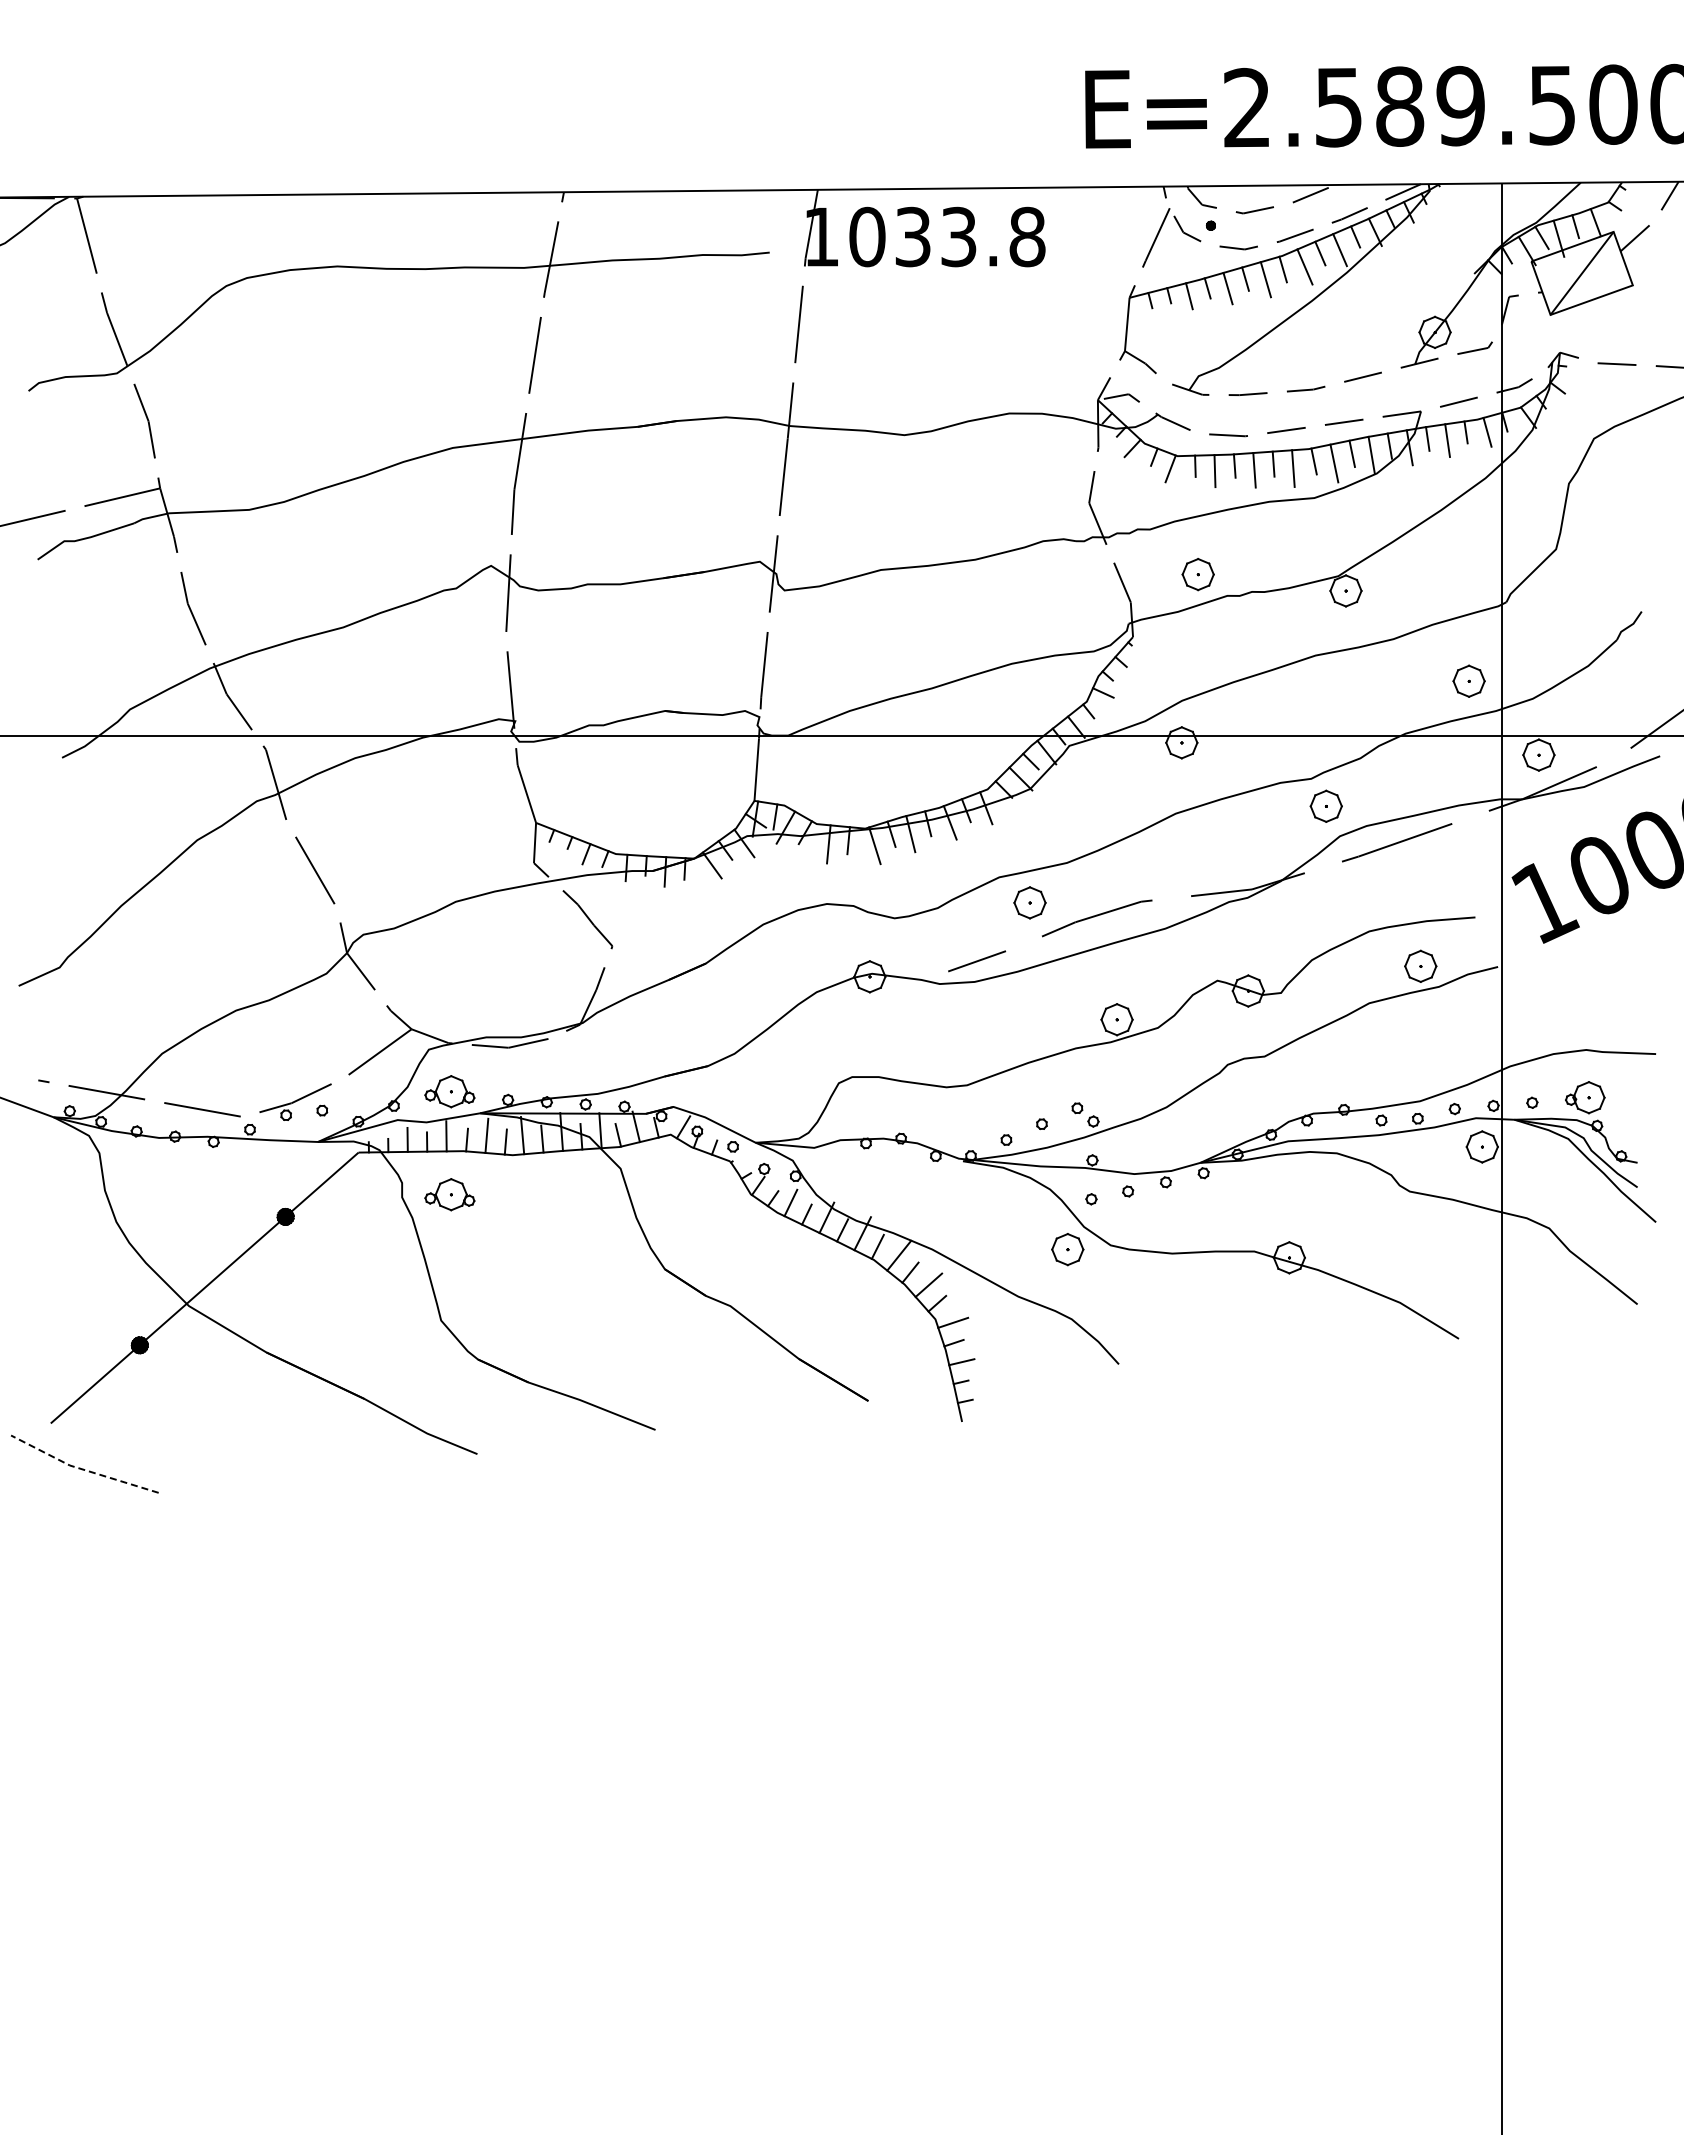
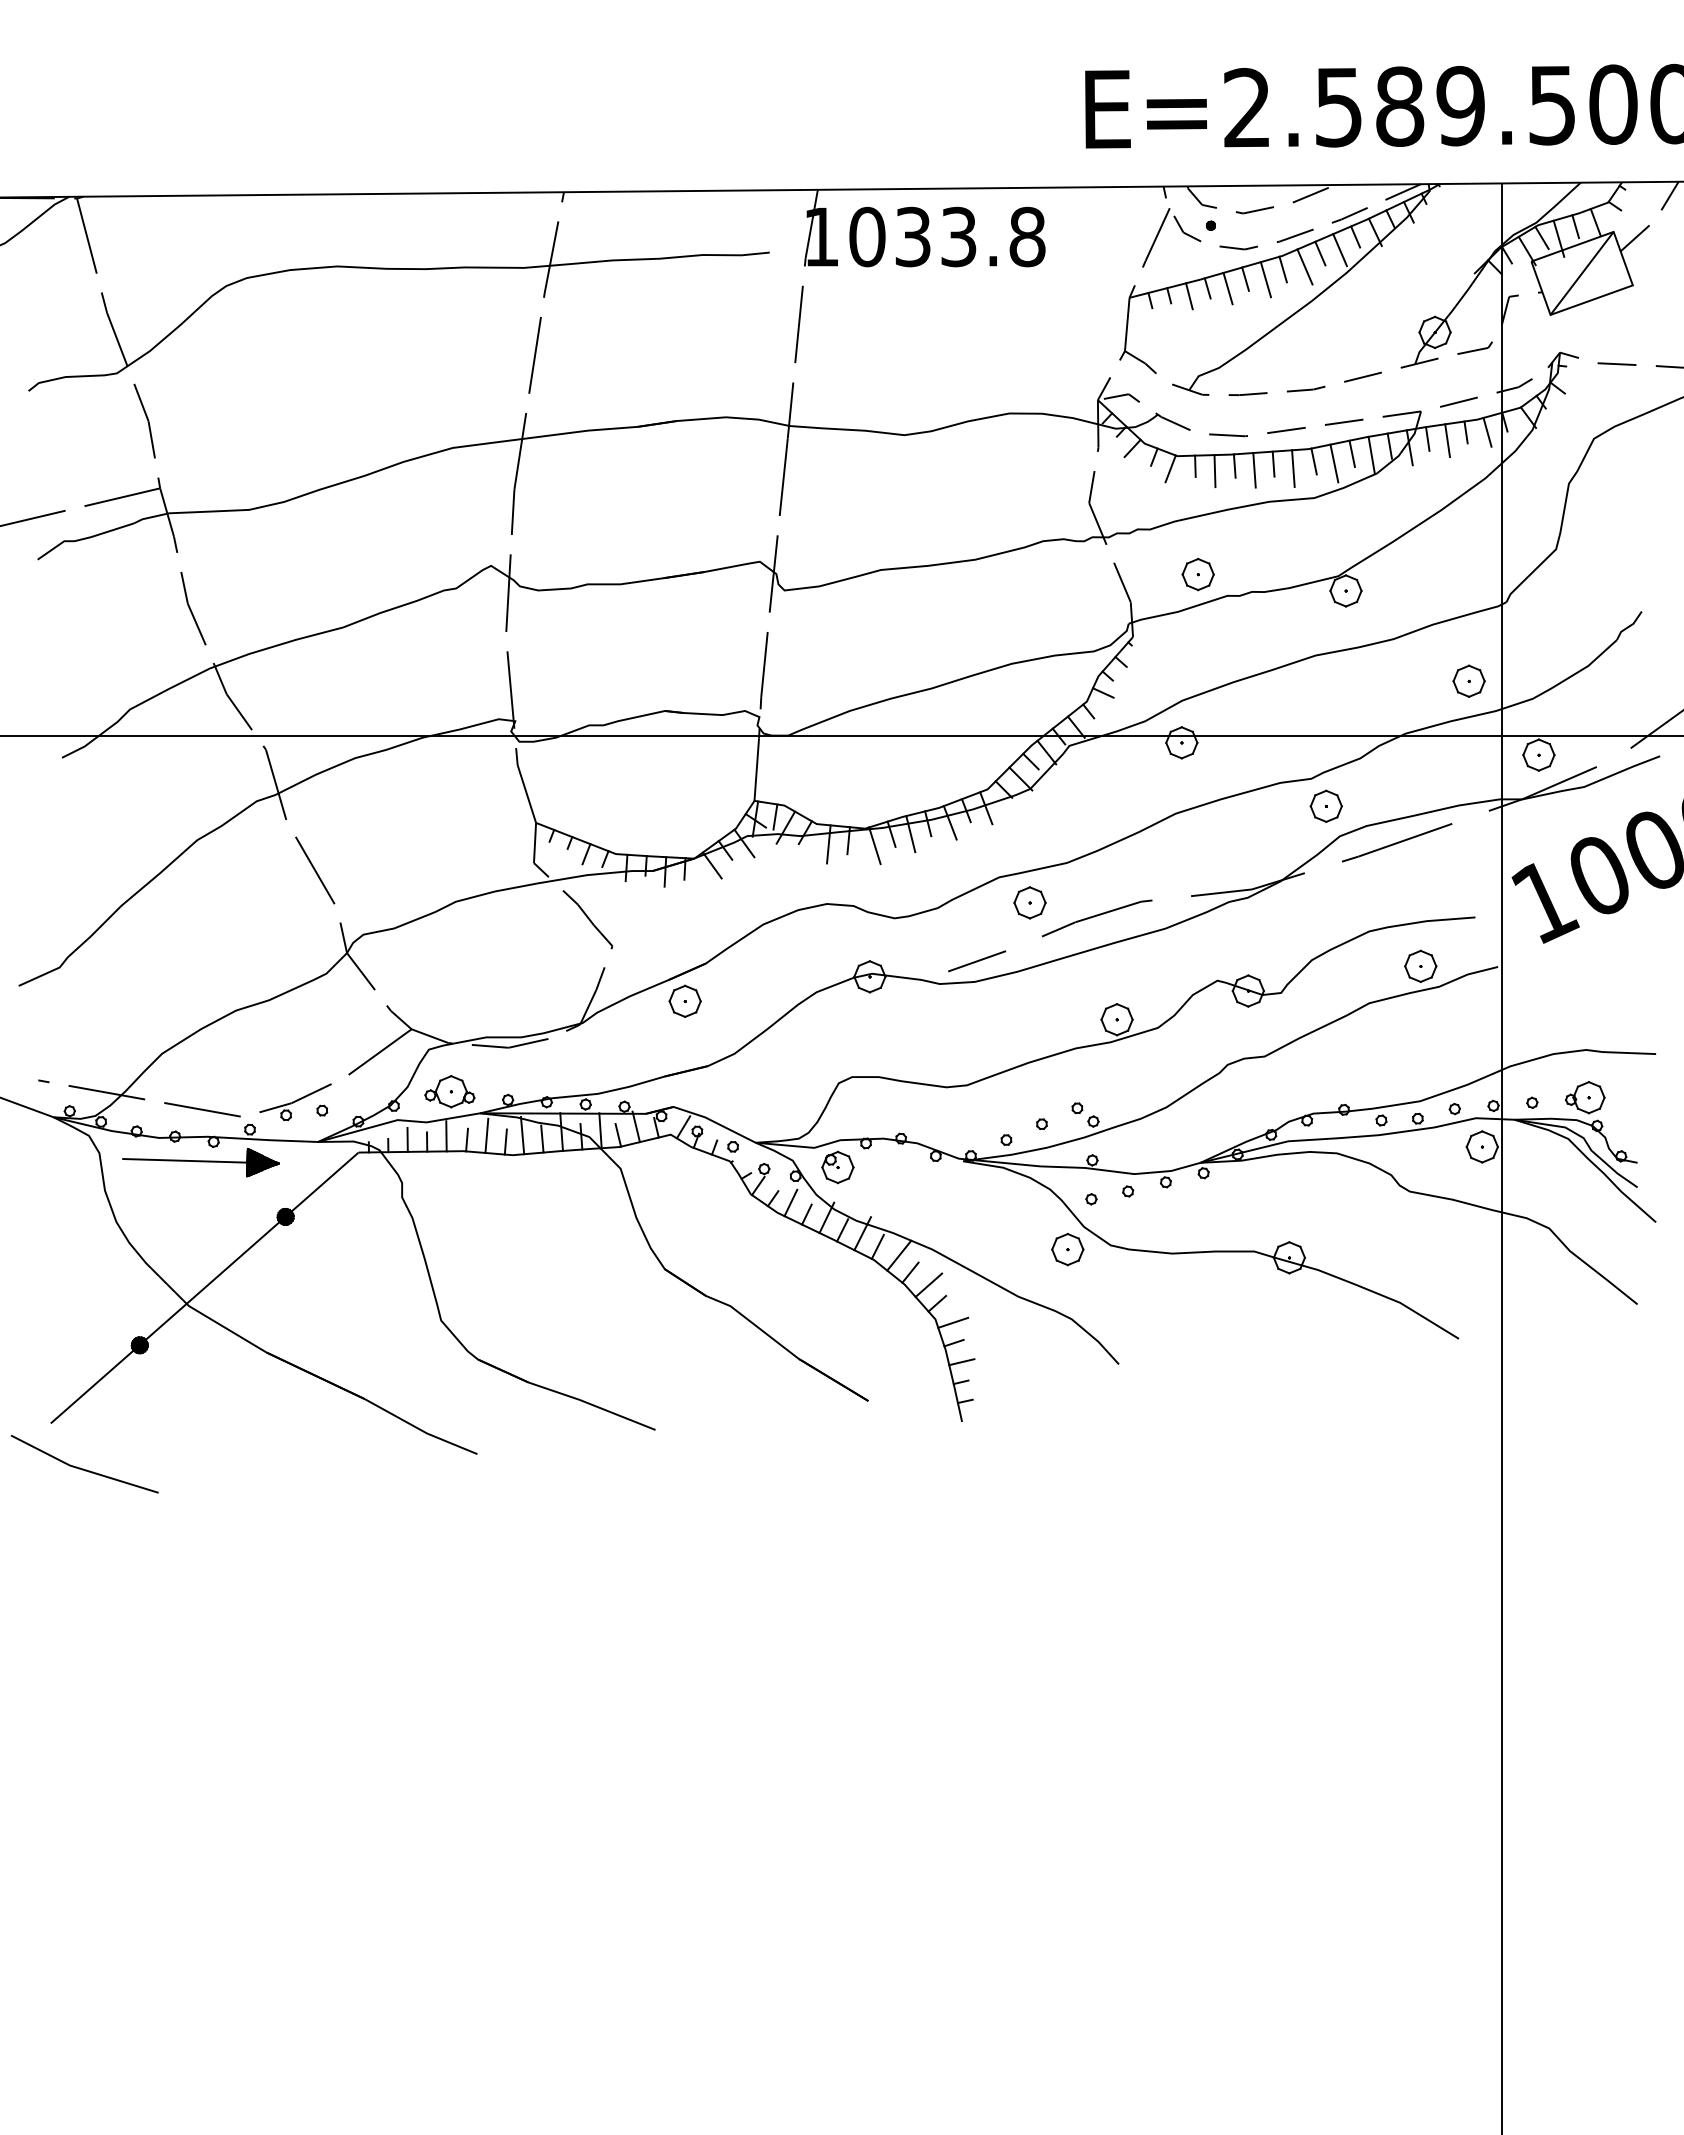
part: none -> present (684, 1000)
part: none -> present (200, 1162)
part: none -> present (837, 1167)
part: present -> none (449, 1194)
line: dashed -> solid (81, 1469)
